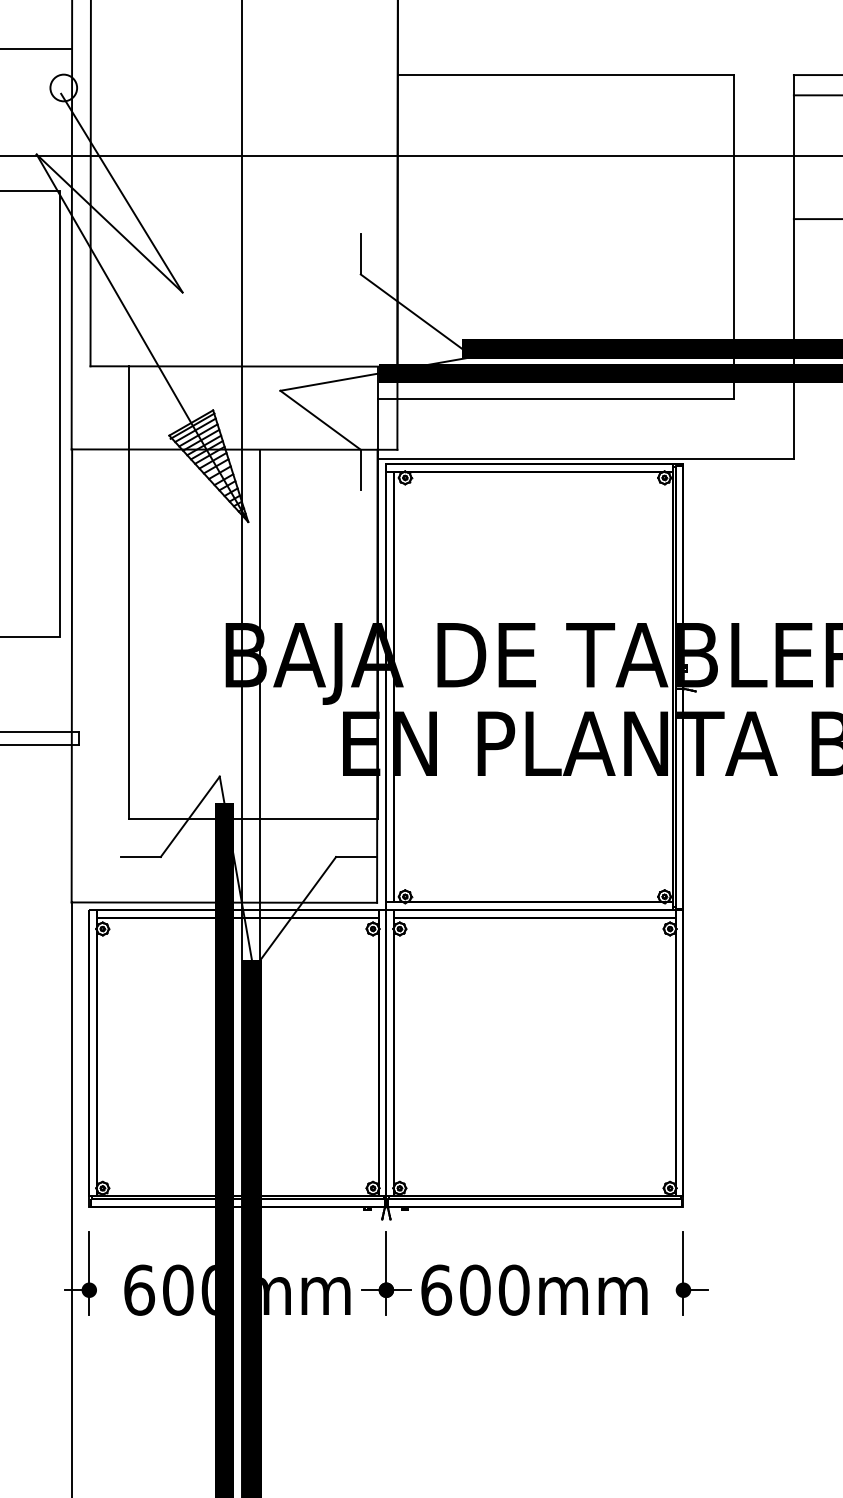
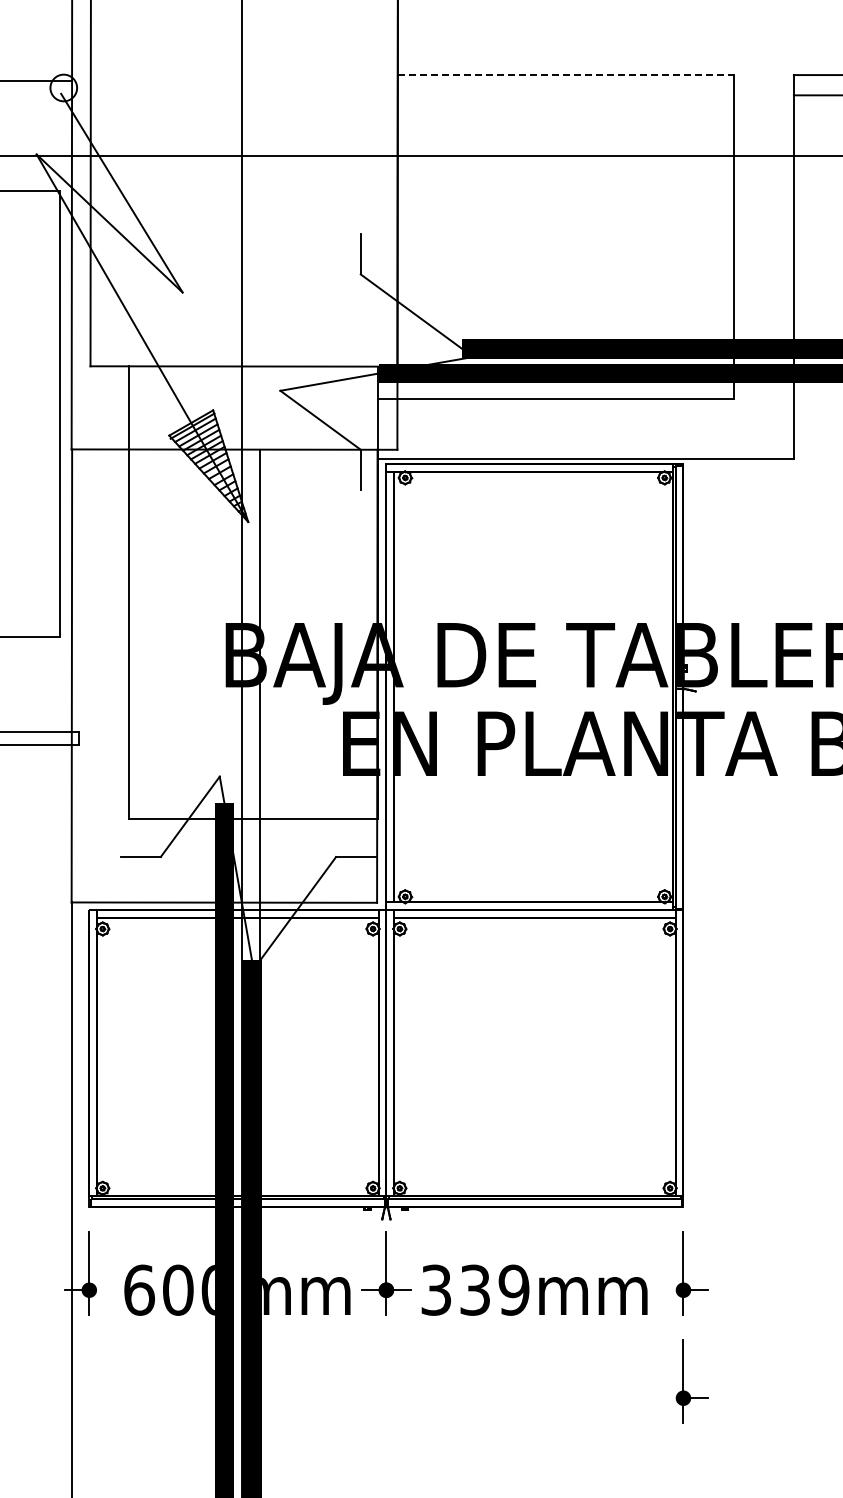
line position: (37, 49) -> (37, 81) (37, 81)
line: solid -> dashed (566, 75)
line: present -> none (816, 219)
text: 600mm -> 339mm (475, 1289)
part: none -> present (683, 1381)
